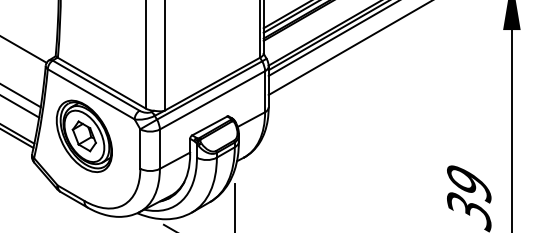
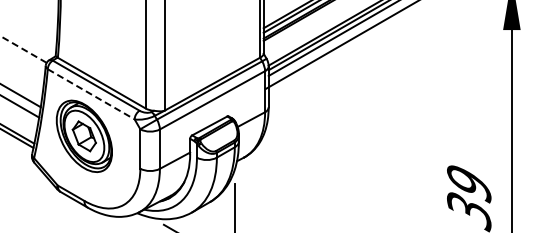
line position: (348, 48) -> (340, 45) (340, 45)
line: solid -> dashed (23, 49)
line: solid -> dashed (91, 94)
